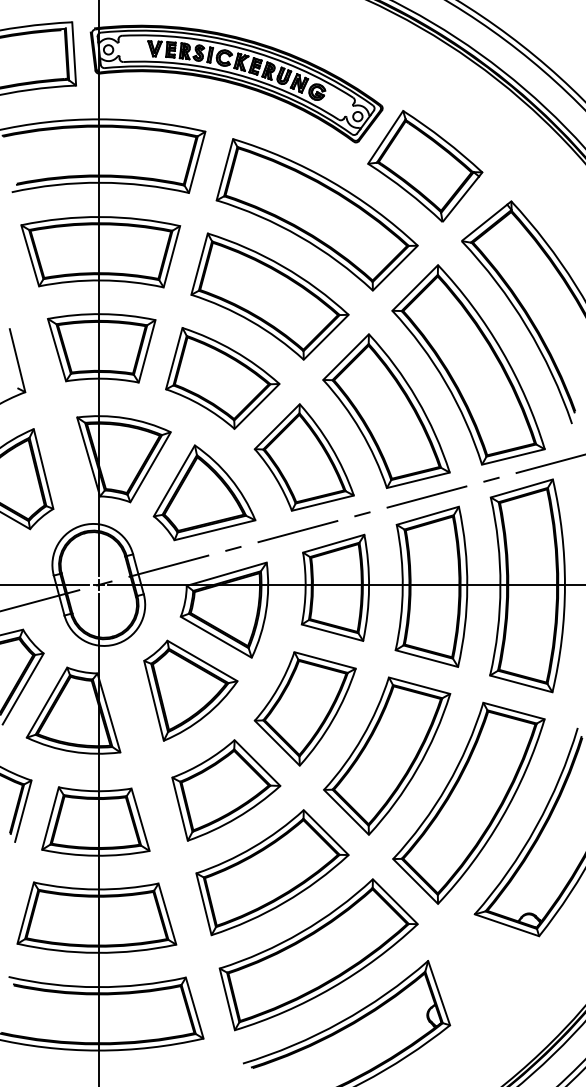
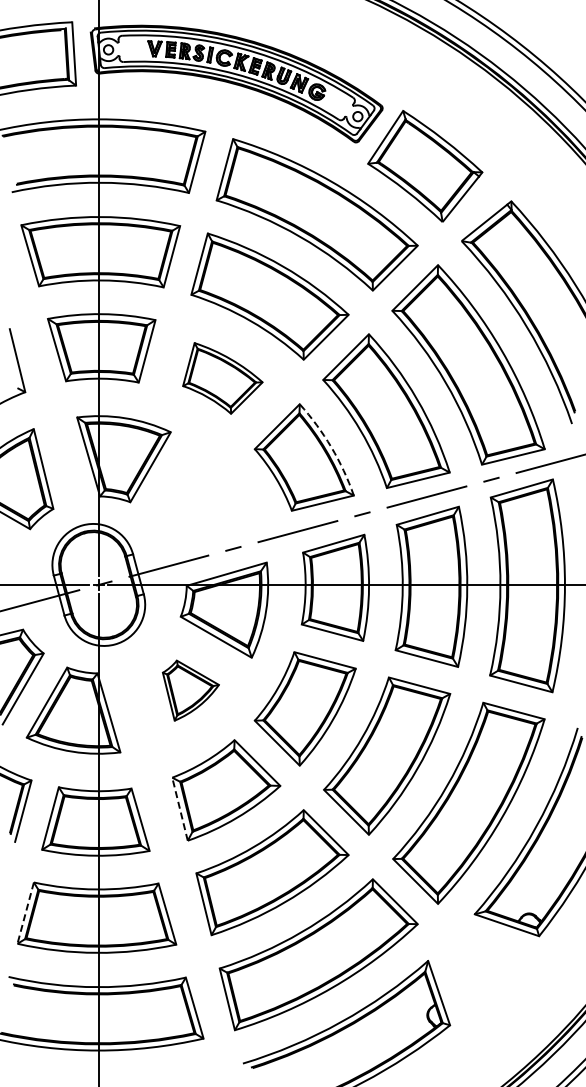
part size: 116x103 px -> 82x73 px (222, 378)
arc: solid -> dashed (331, 447)
part: present -> none (204, 492)
part size: 96x103 px -> 58x63 px (190, 690)
line: solid -> dashed (179, 808)
line: solid -> dashed (25, 913)
